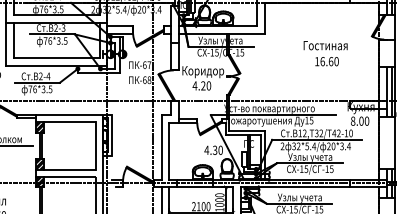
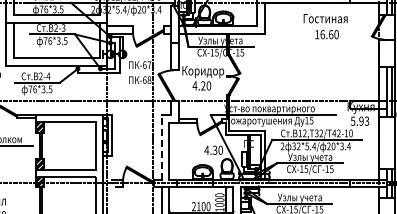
text position: (325, 53) -> (325, 26) (325, 26)
text: 8.00 -> 5.93 (359, 120)
line: solid -> dashed (161, 147)
